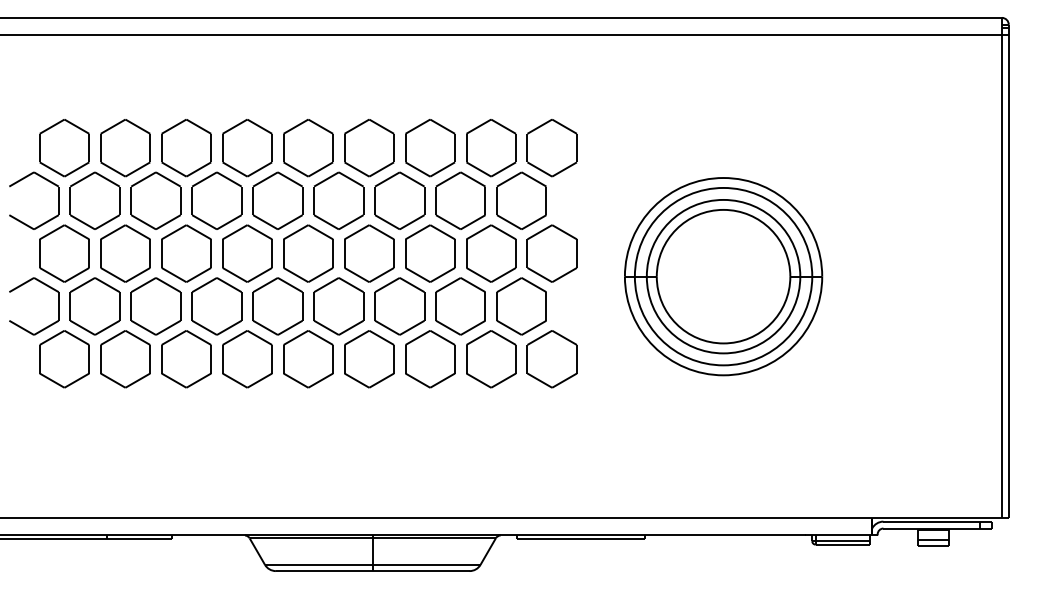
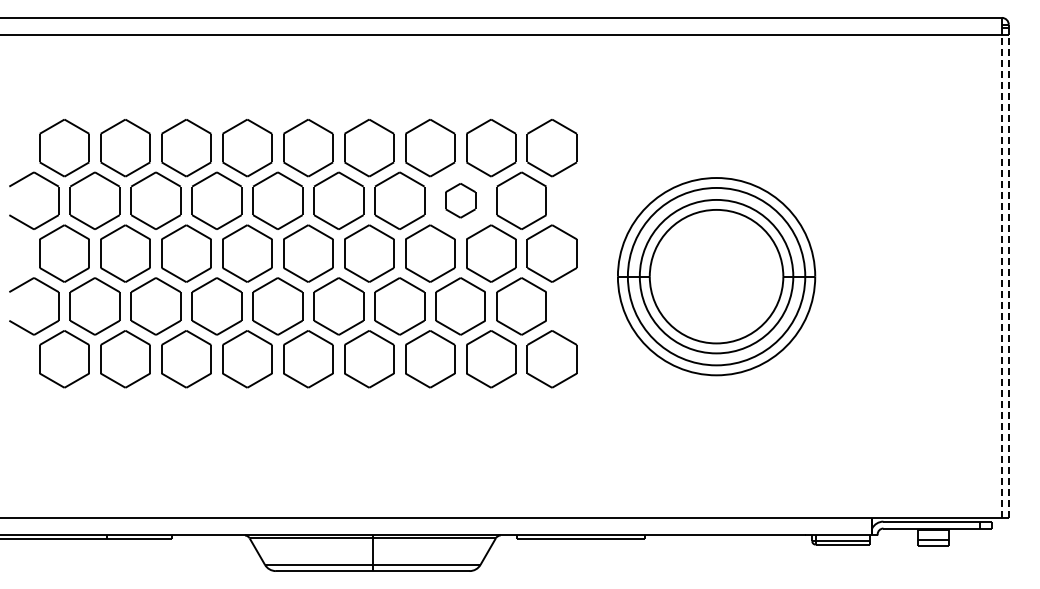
part size: 51x59 px -> 32x36 px (460, 200)
part position: (723, 276) -> (716, 276) (716, 276)
line: solid -> dashed (1001, 276)
line: solid -> dashed (1008, 276)
